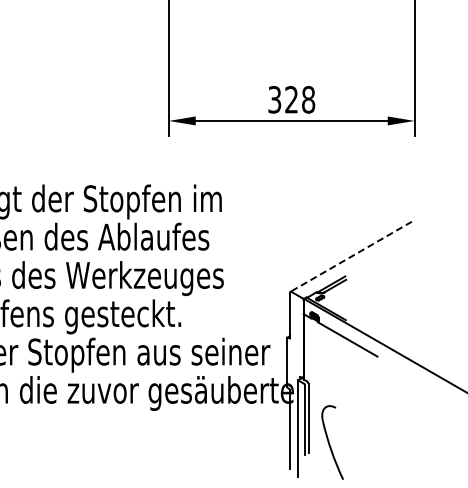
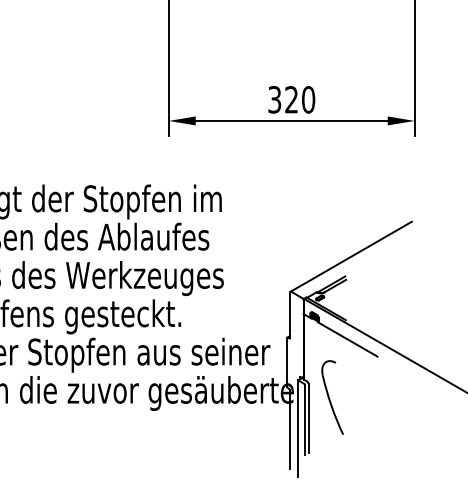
text: 328 -> 320 (308, 99)
line: dashed -> solid (350, 257)
part position: (332, 442) -> (332, 397) (332, 397)
